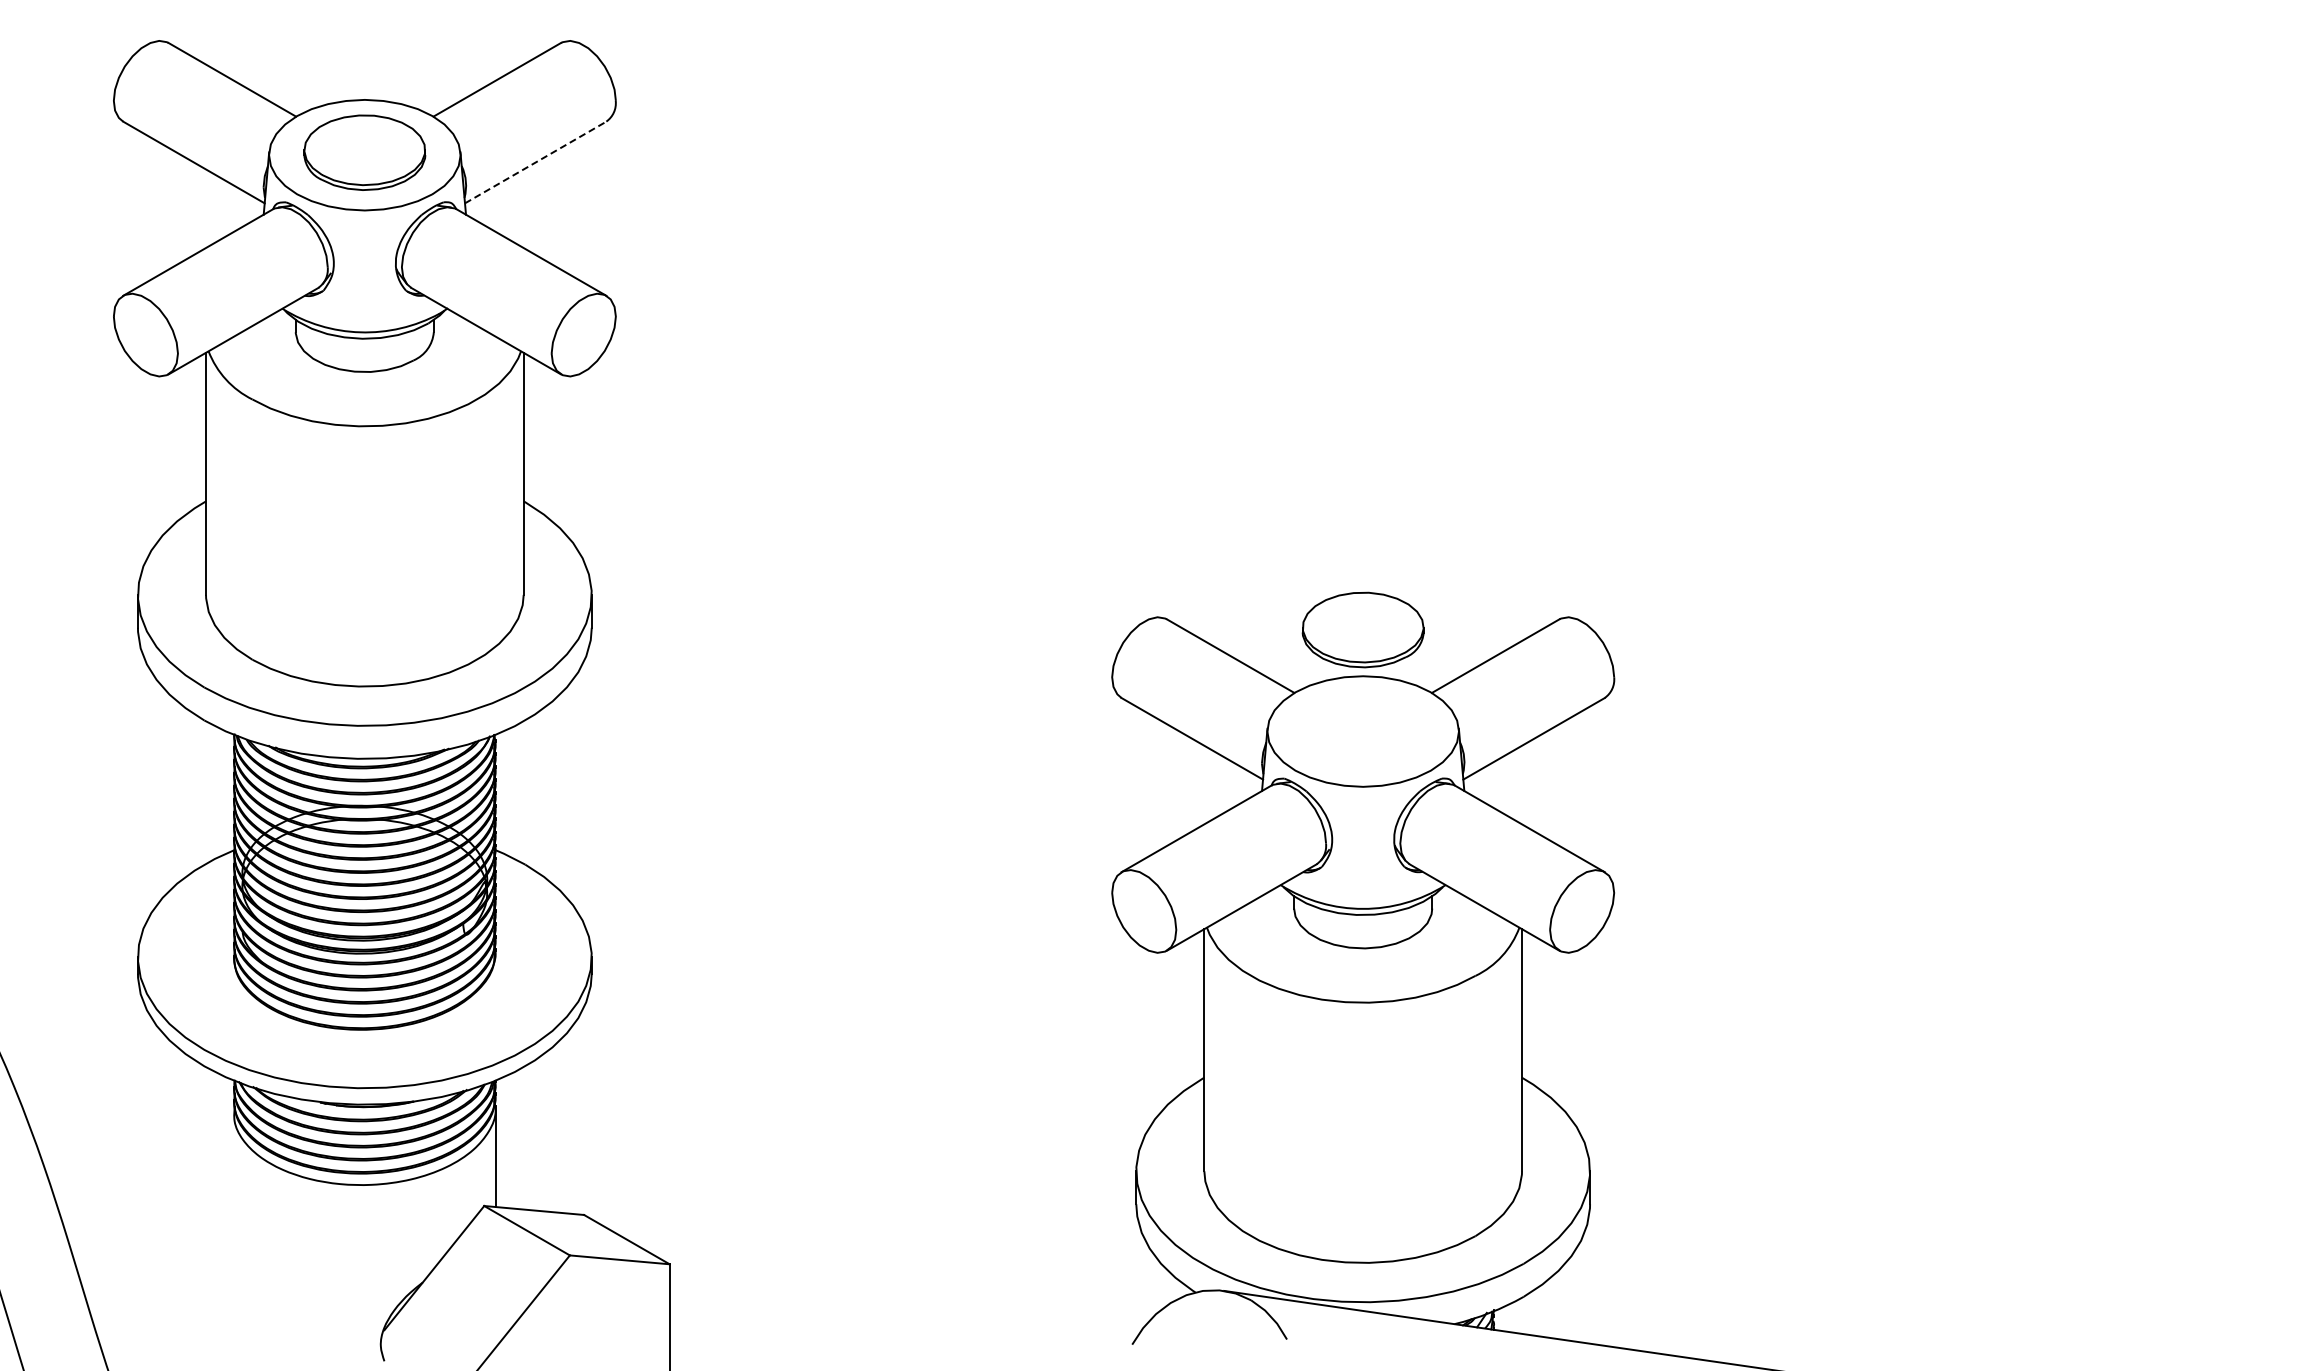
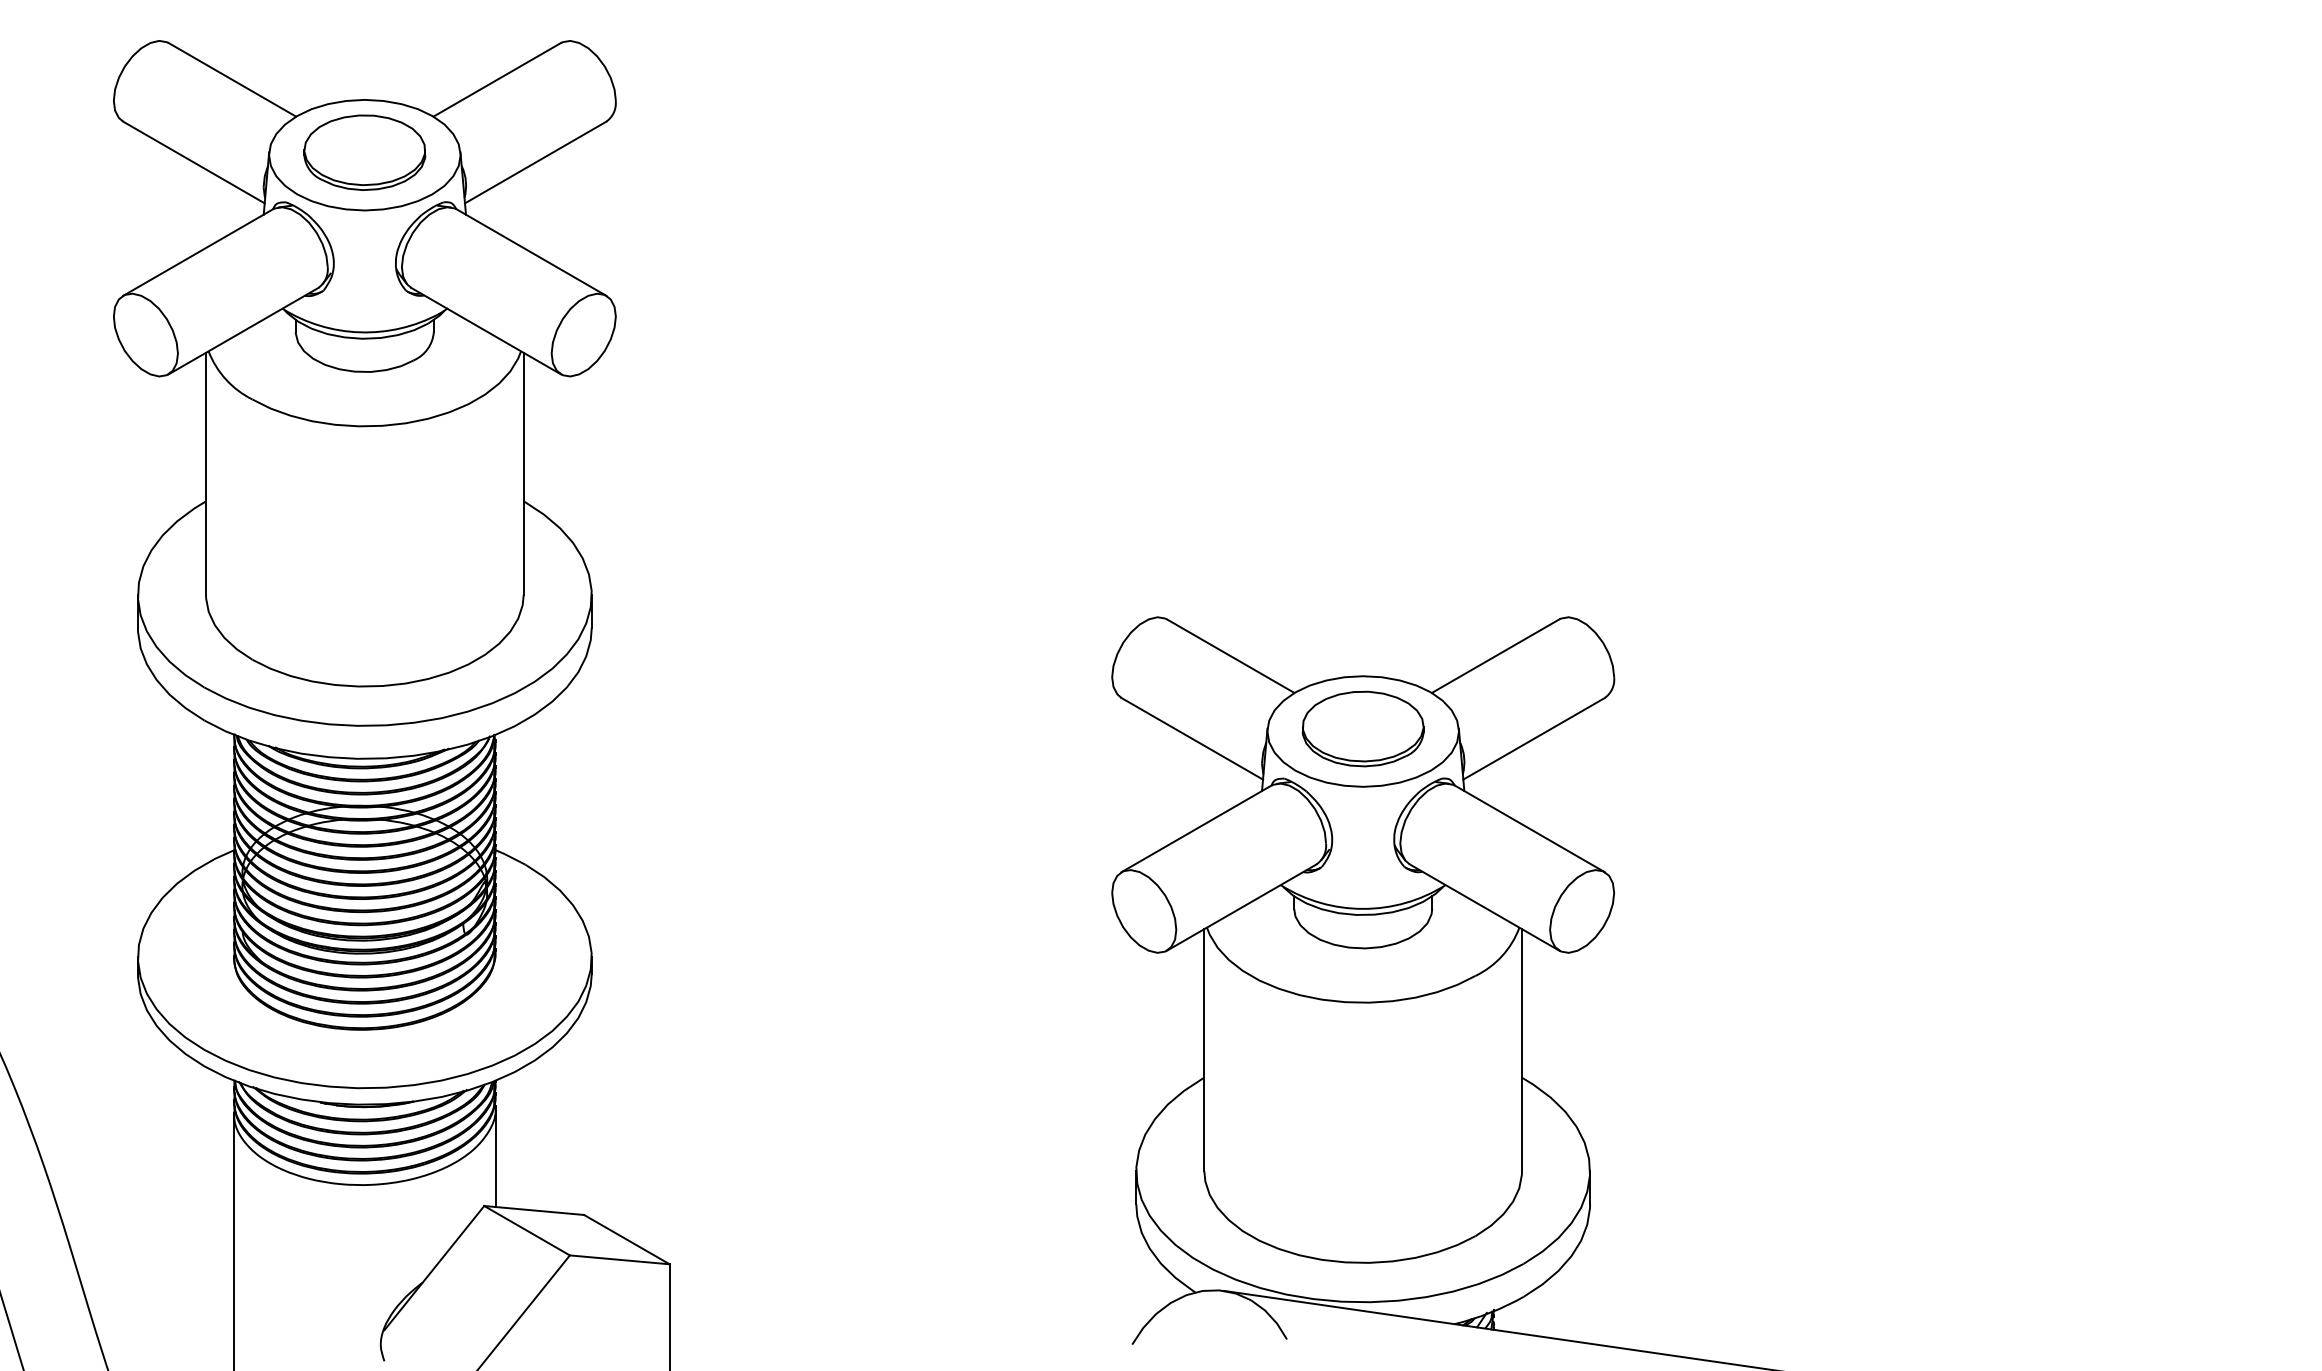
line: dashed -> solid (535, 162)
part position: (1362, 629) -> (1362, 728) (1362, 728)
line: none -> present (233, 1239)
